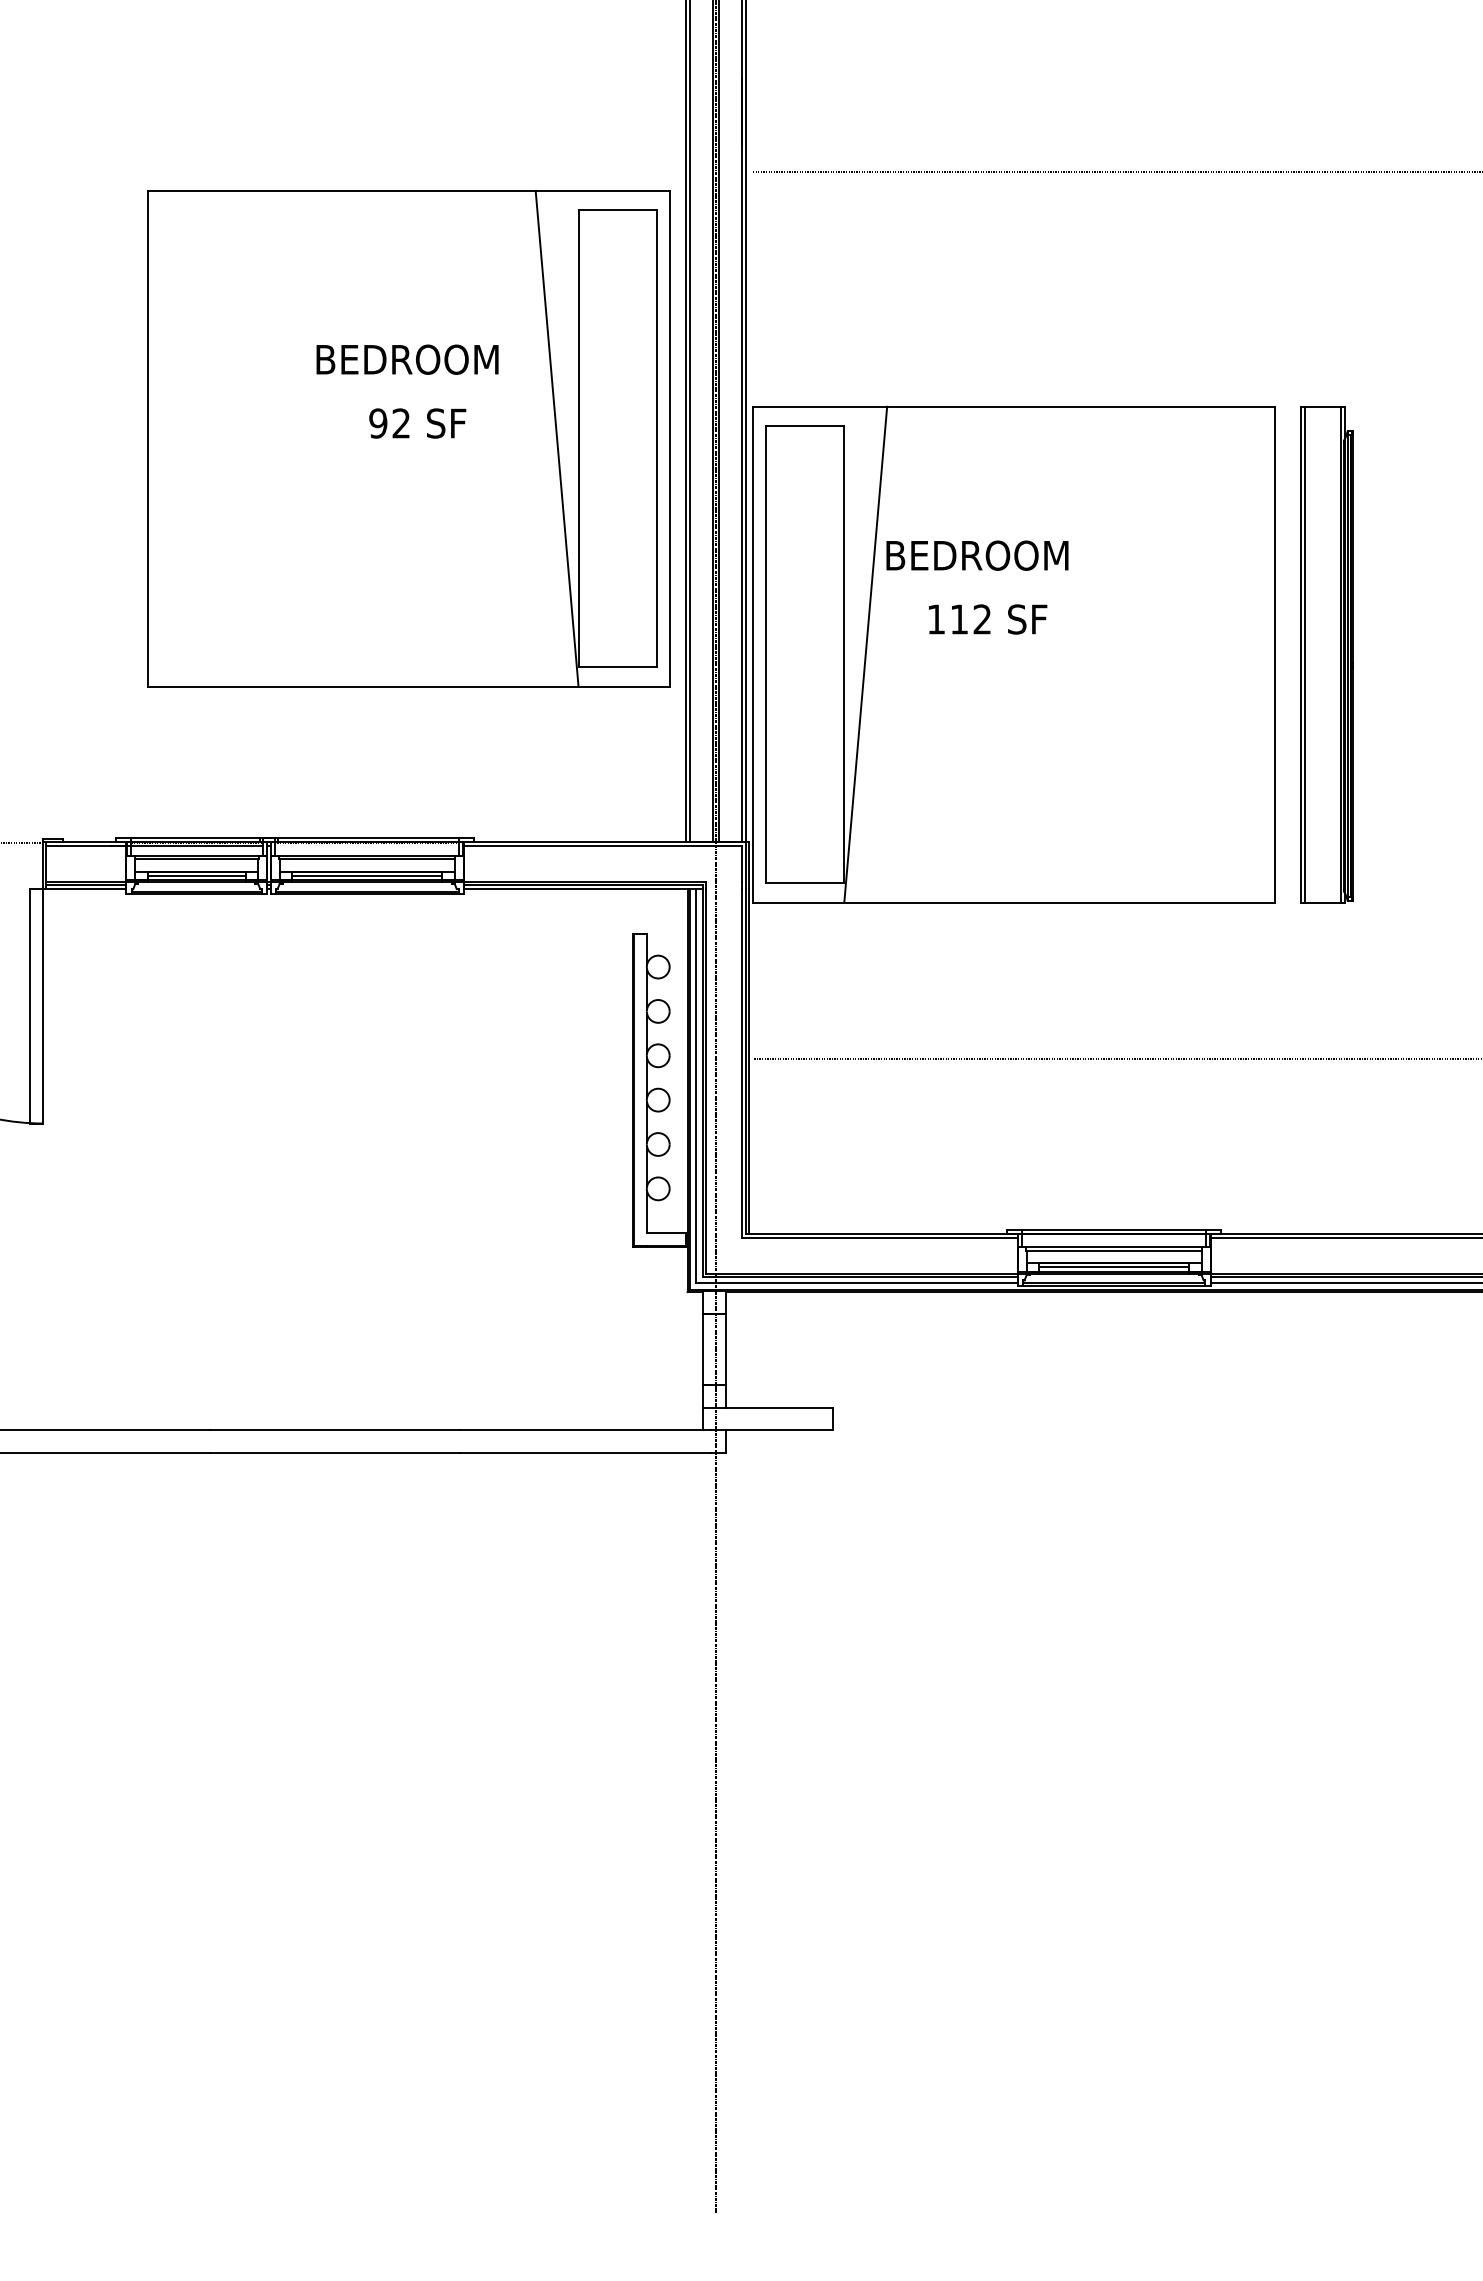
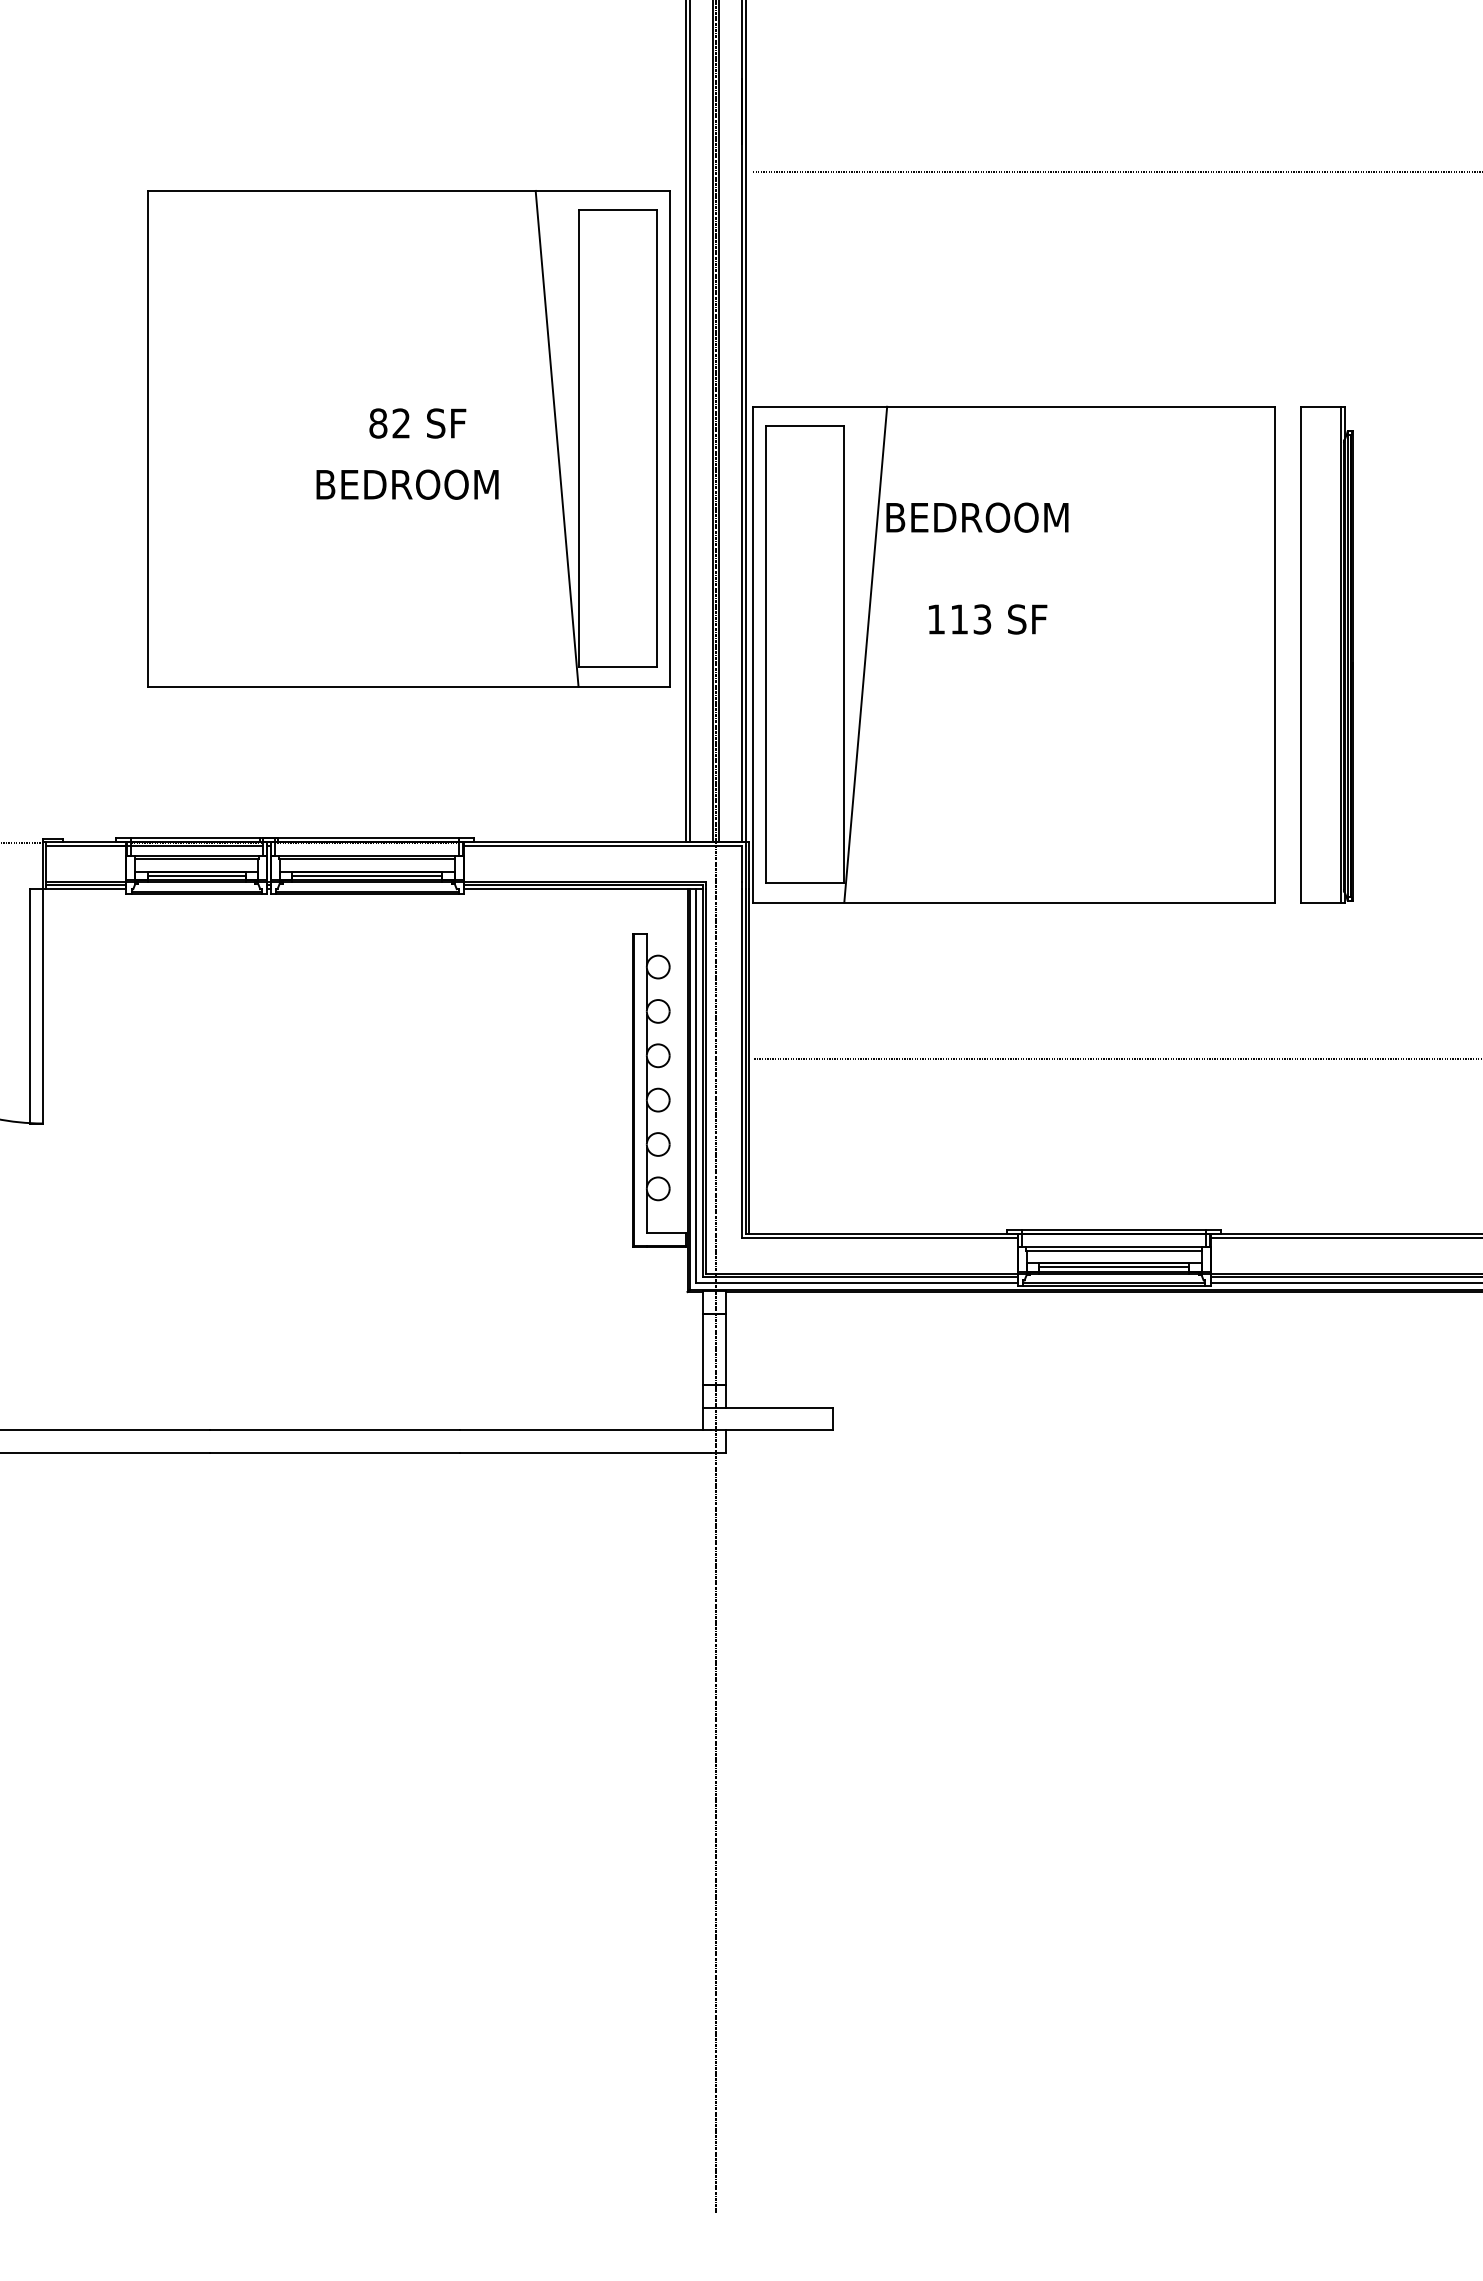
text position: (407, 359) -> (407, 484) (407, 484)
text: 92 -> 82 (378, 423)
text position: (977, 555) -> (977, 517) (977, 517)
text: 112 -> 113 (982, 619)
line: present -> none (1305, 654)
